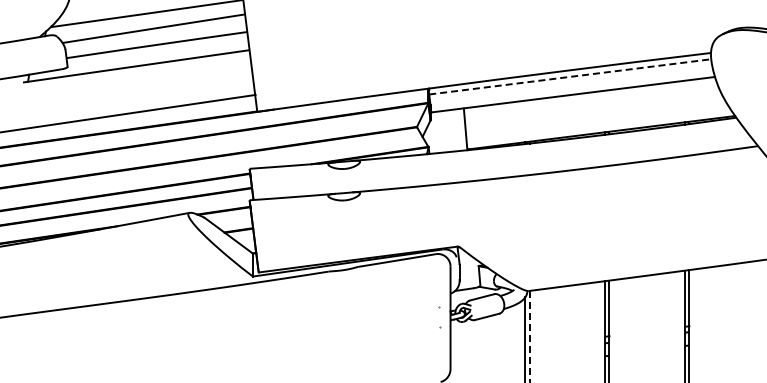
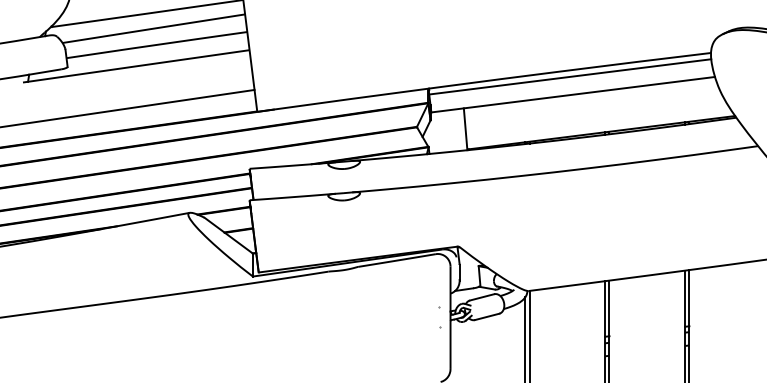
line: dashed -> solid (570, 76)
line position: (128, 113) -> (128, 108) (128, 108)
line: dashed -> solid (529, 336)
